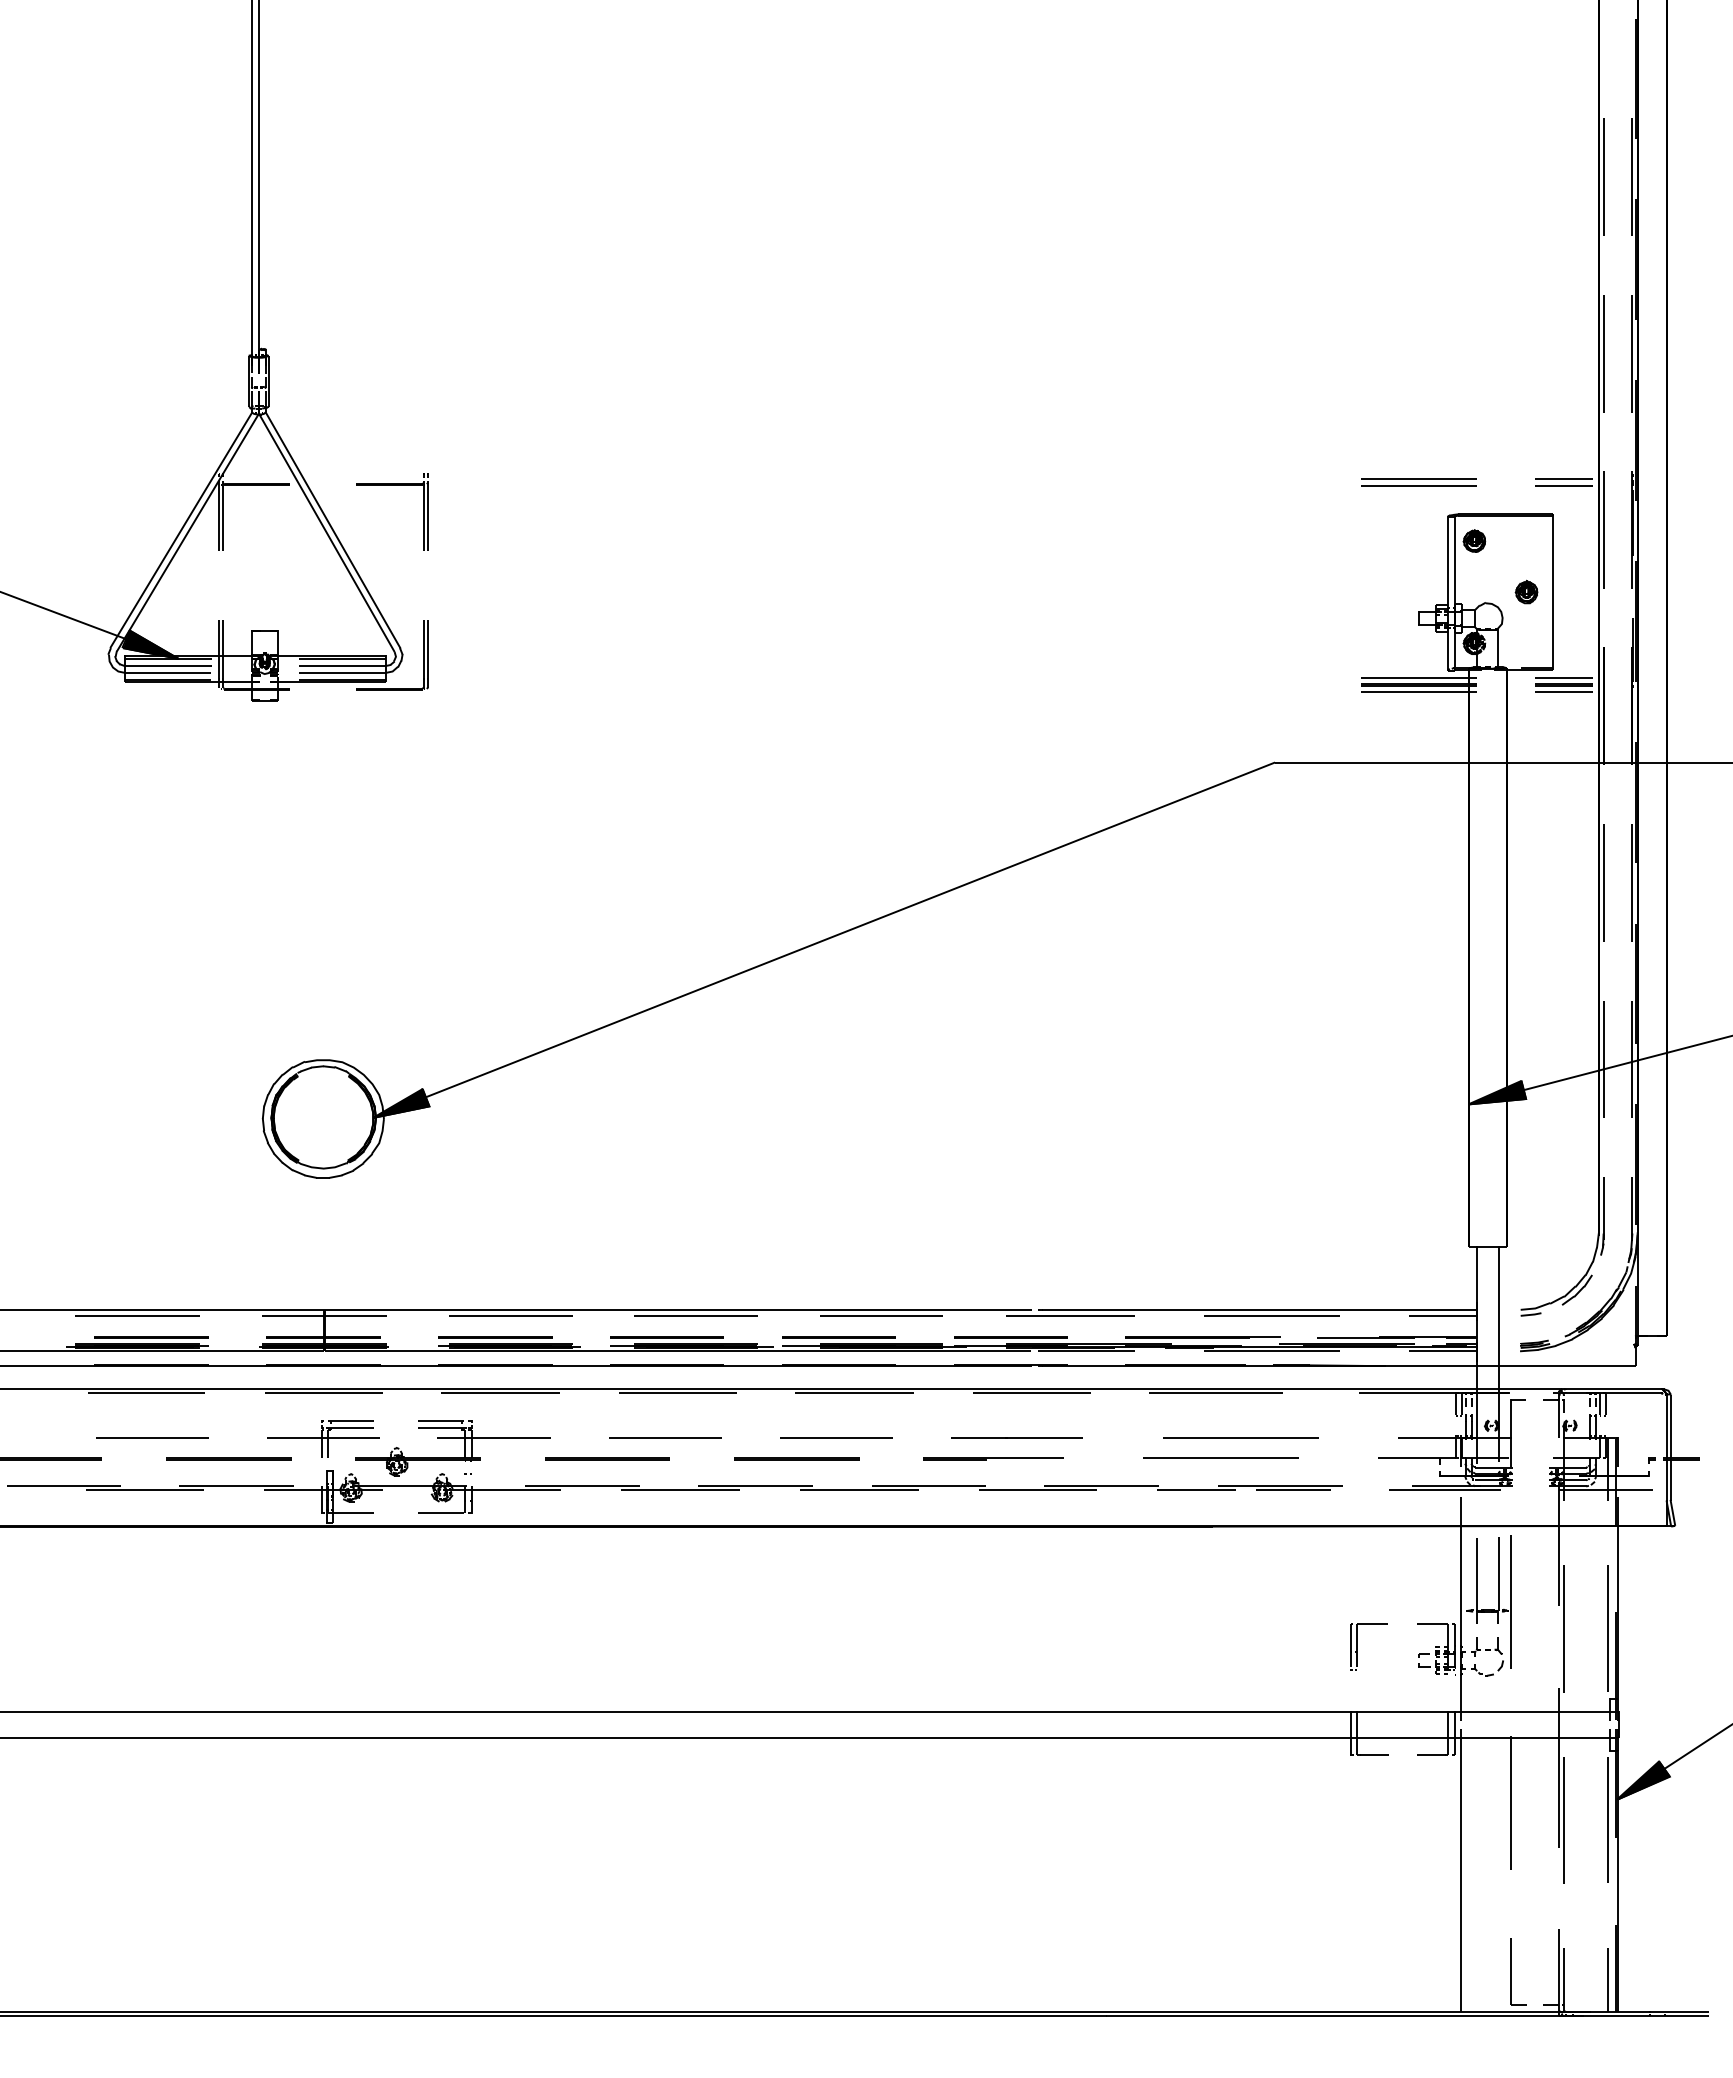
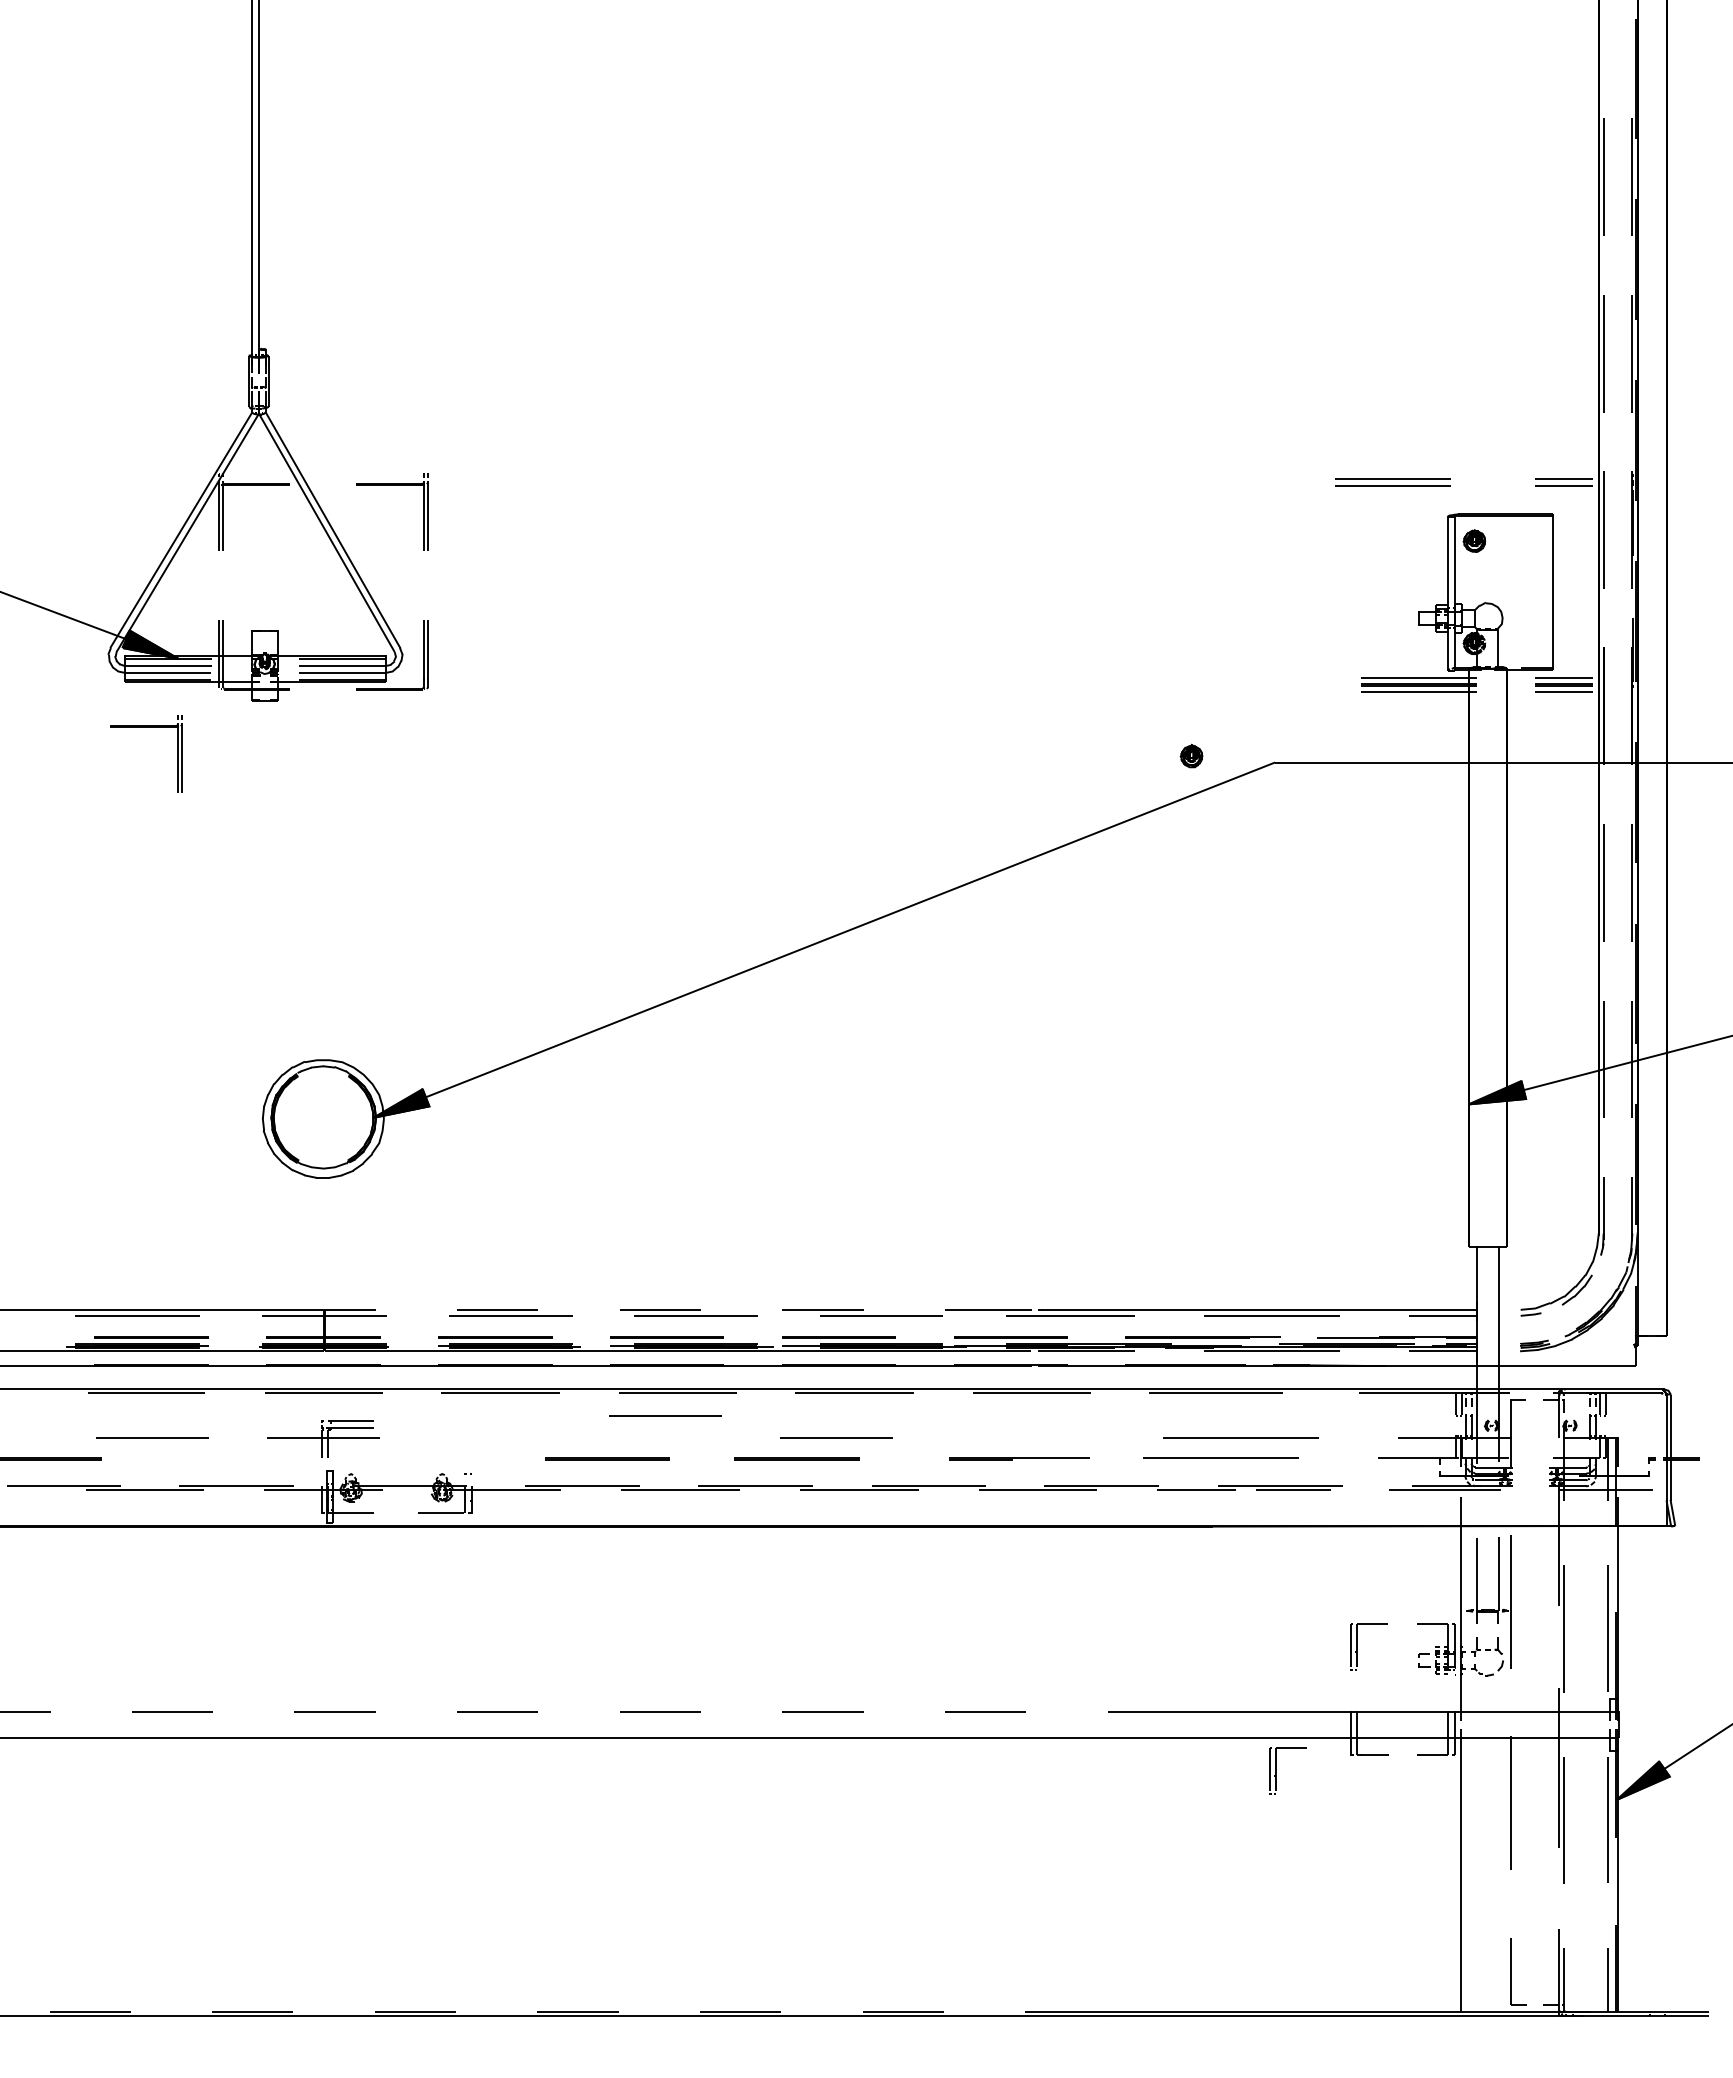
part position: (1418, 482) -> (1392, 482) (1392, 482)
part position: (1526, 591) -> (1191, 755) (1191, 755)
part: none -> present (146, 727)
line: solid -> dashed (675, 1309)
line position: (665, 1437) -> (665, 1415) (665, 1415)
line: present -> none (1016, 1437)
part: present -> none (452, 1457)
line: present -> none (228, 1458)
line position: (993, 1458) -> (1019, 1458) (1019, 1458)
line: solid -> dashed (583, 1711)
part: none -> present (1276, 1770)
line: solid -> dashed (552, 2011)
